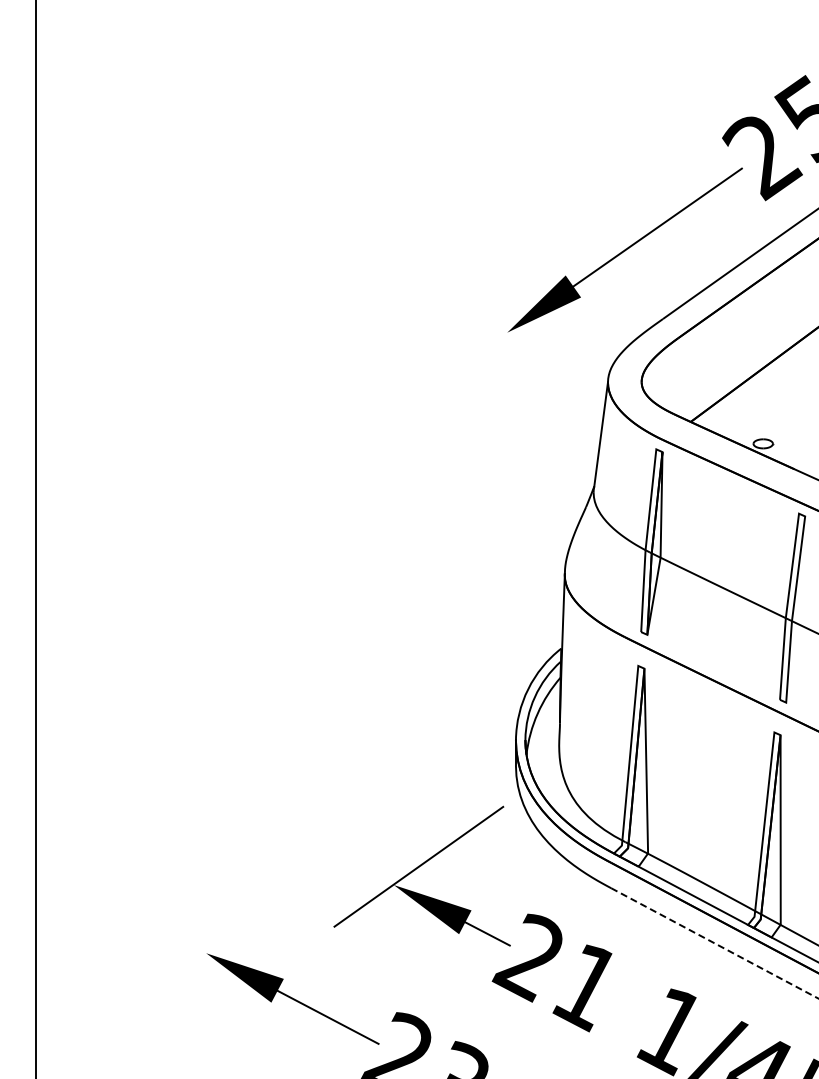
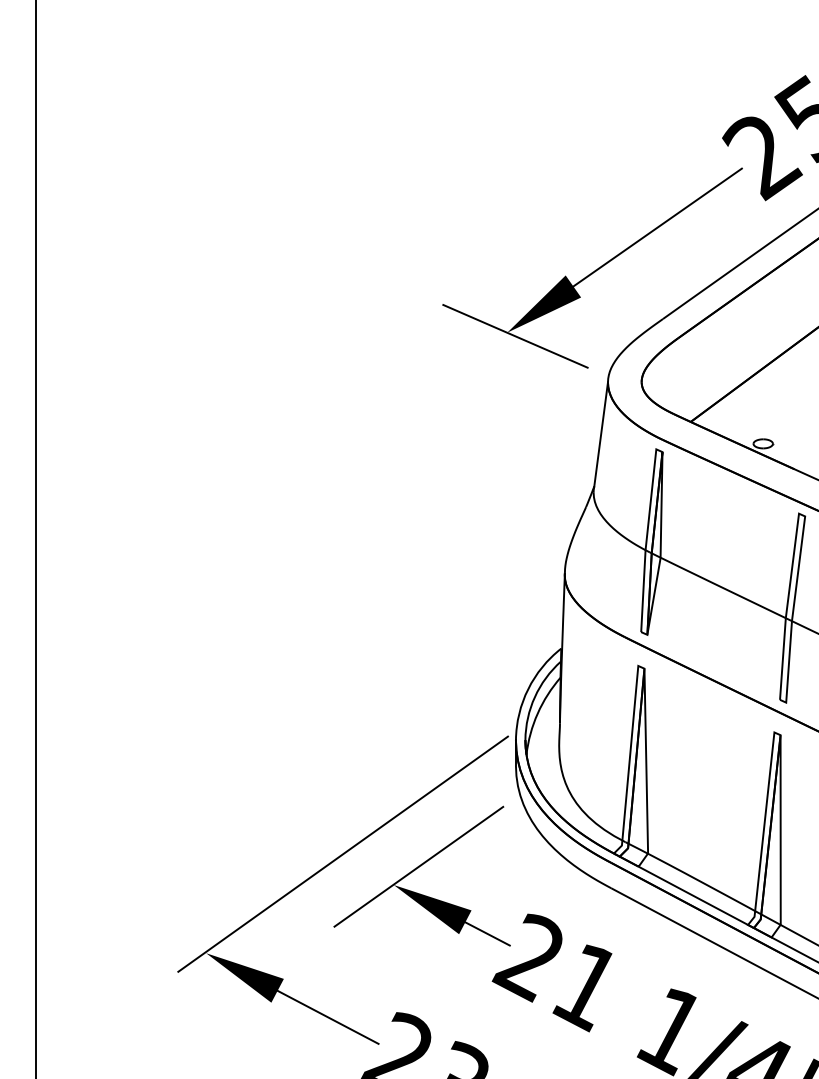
line: none -> present (515, 335)
line: none -> present (342, 853)
line: dashed -> solid (715, 943)
